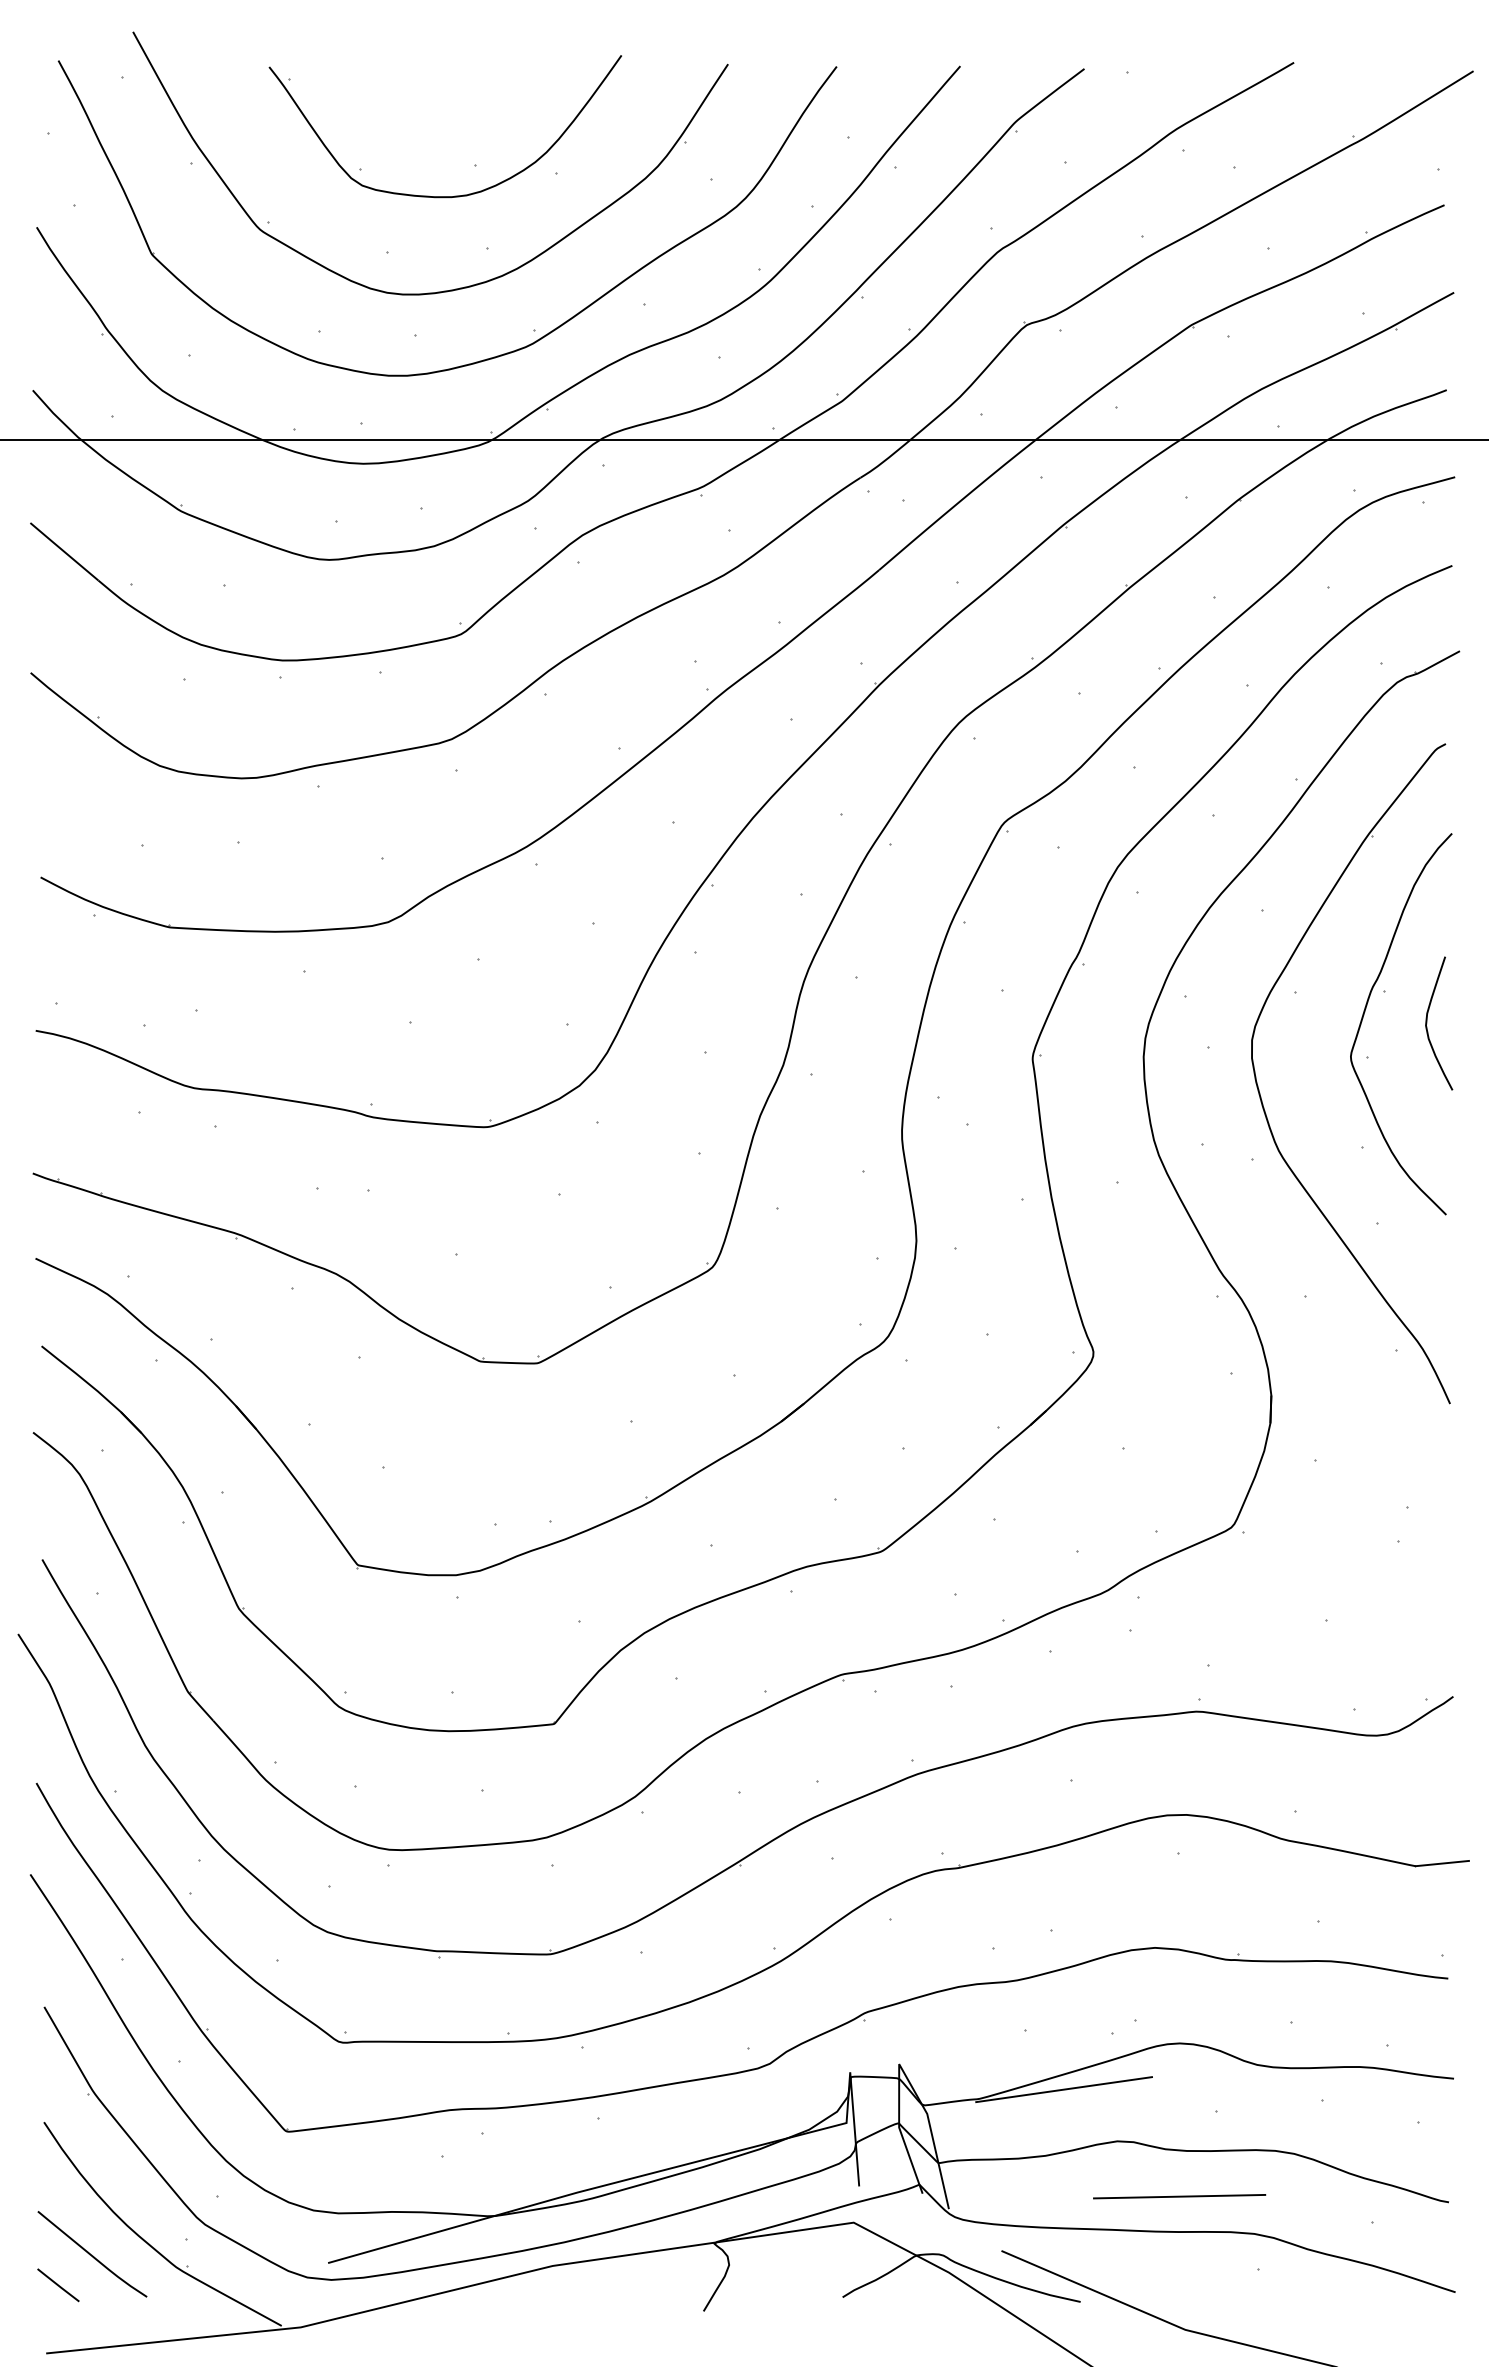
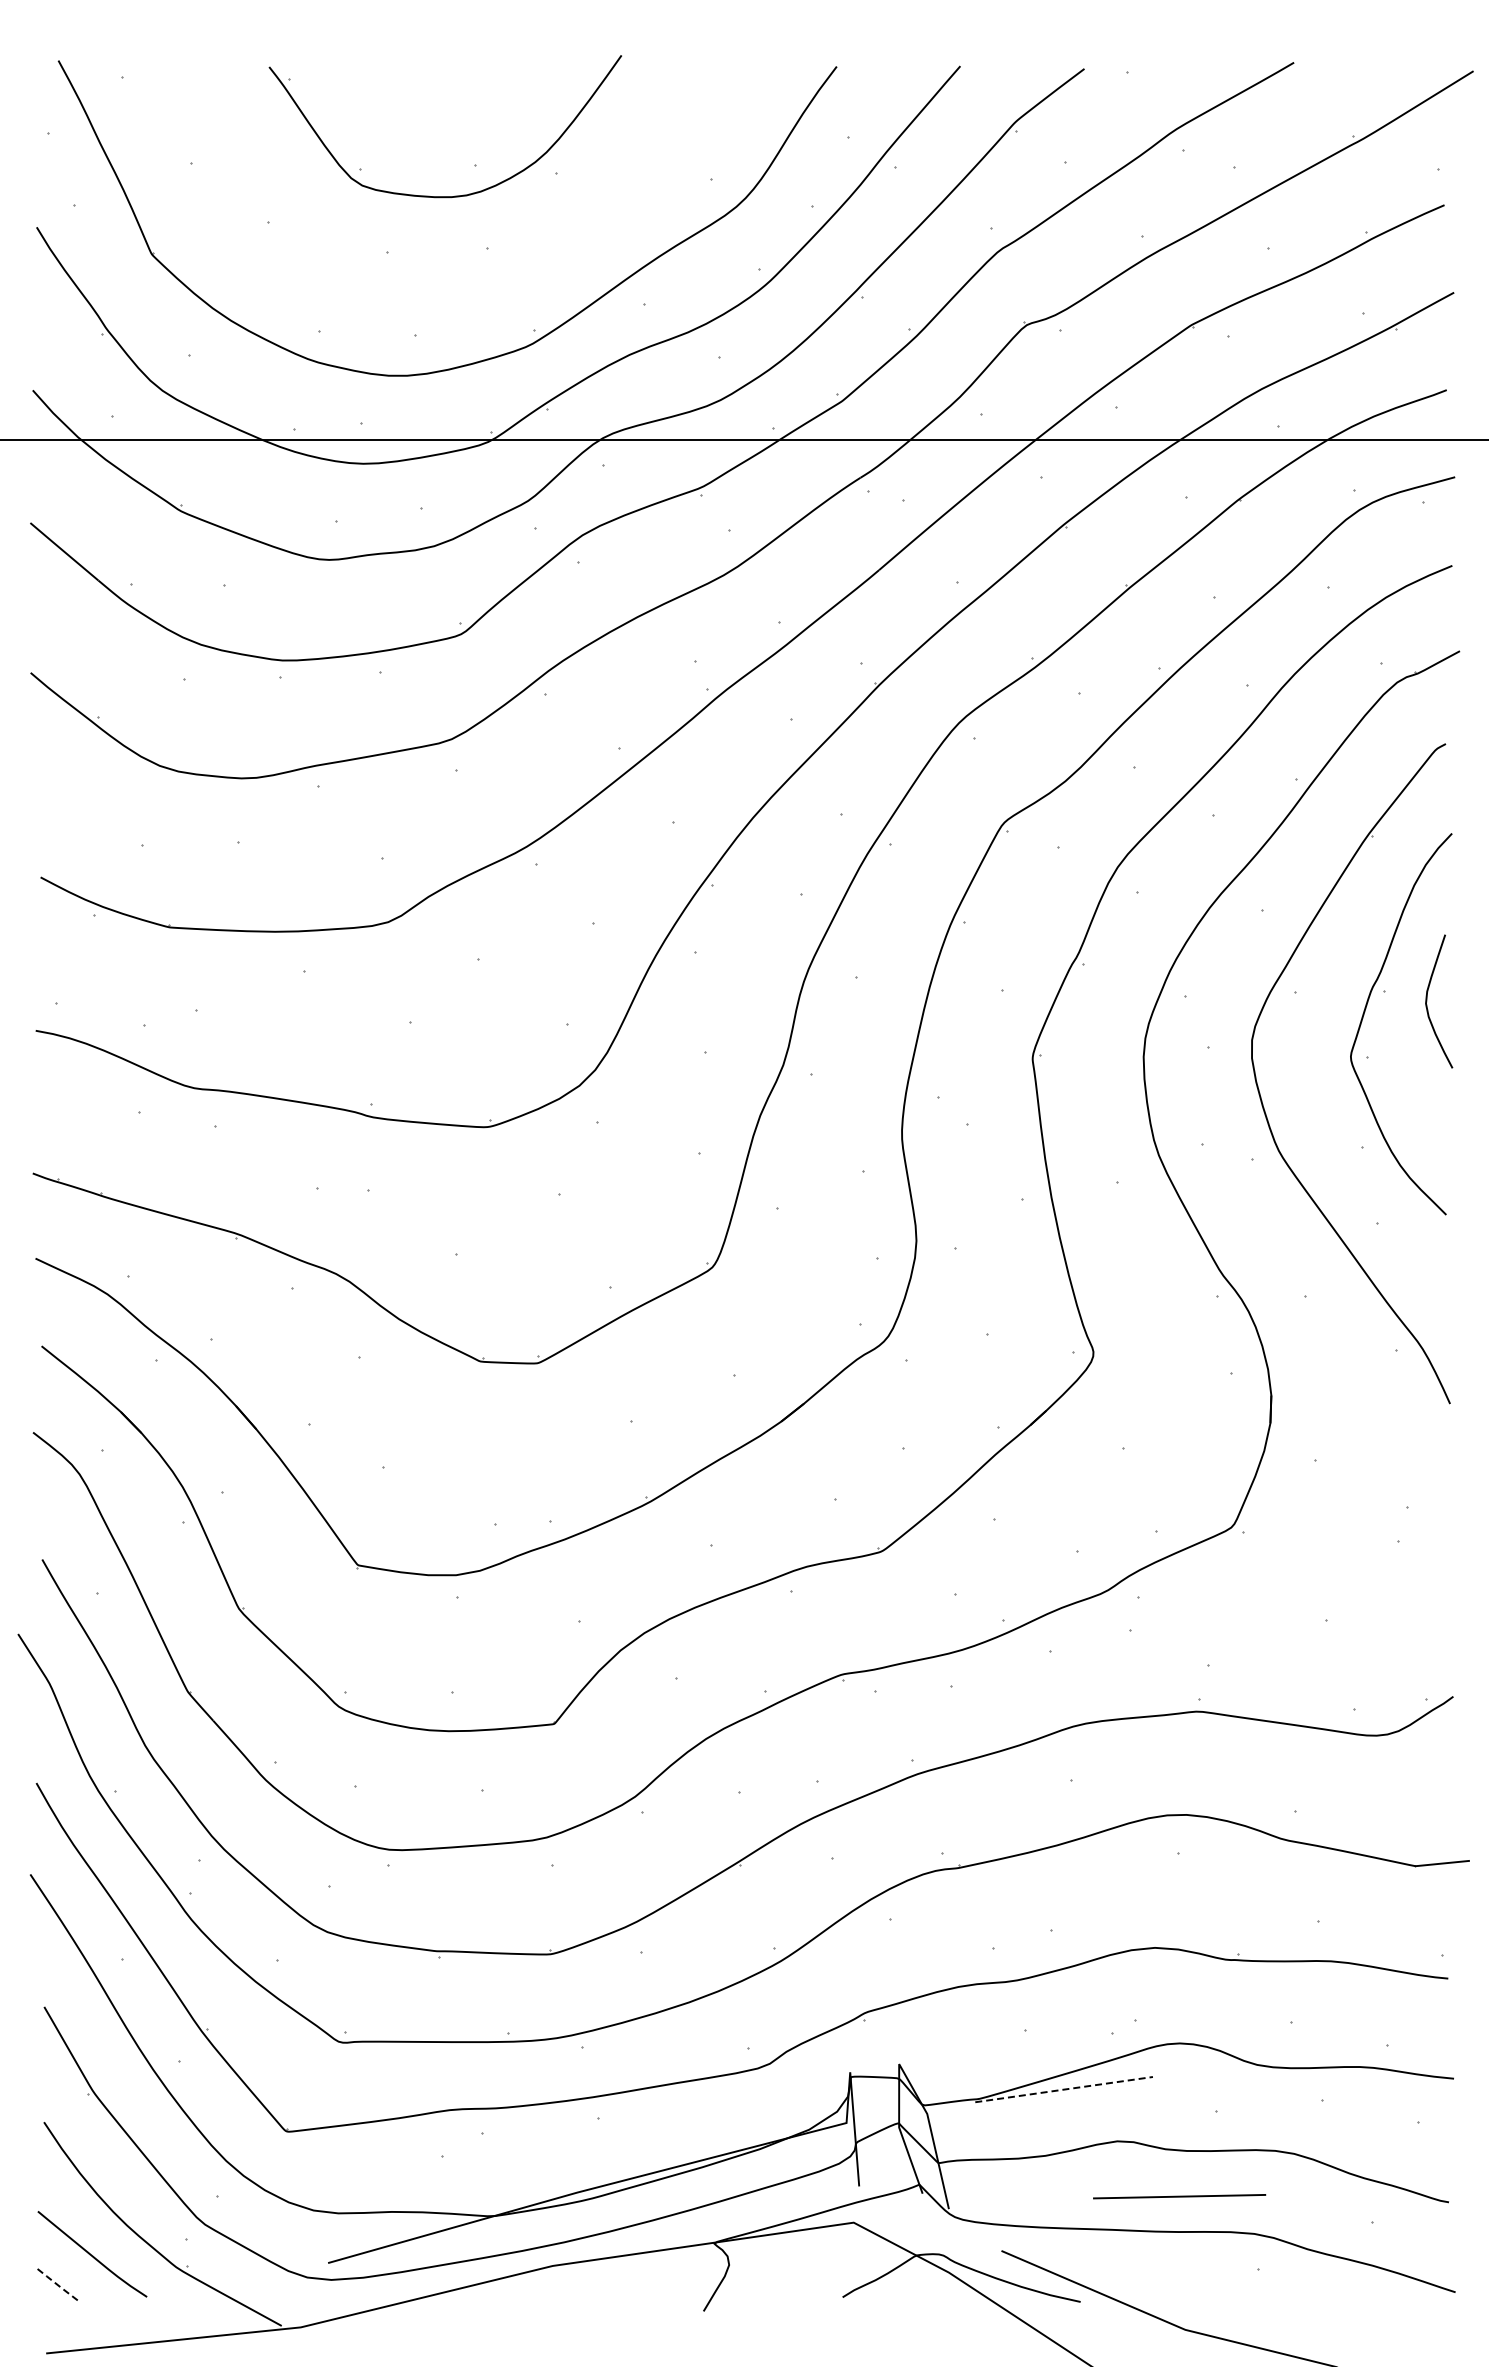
part: present -> none (455, 288)
curve position: (1427, 1023) -> (1427, 1001) (1427, 1001)
line: solid -> dashed (1064, 2089)
line: solid -> dashed (58, 2285)
